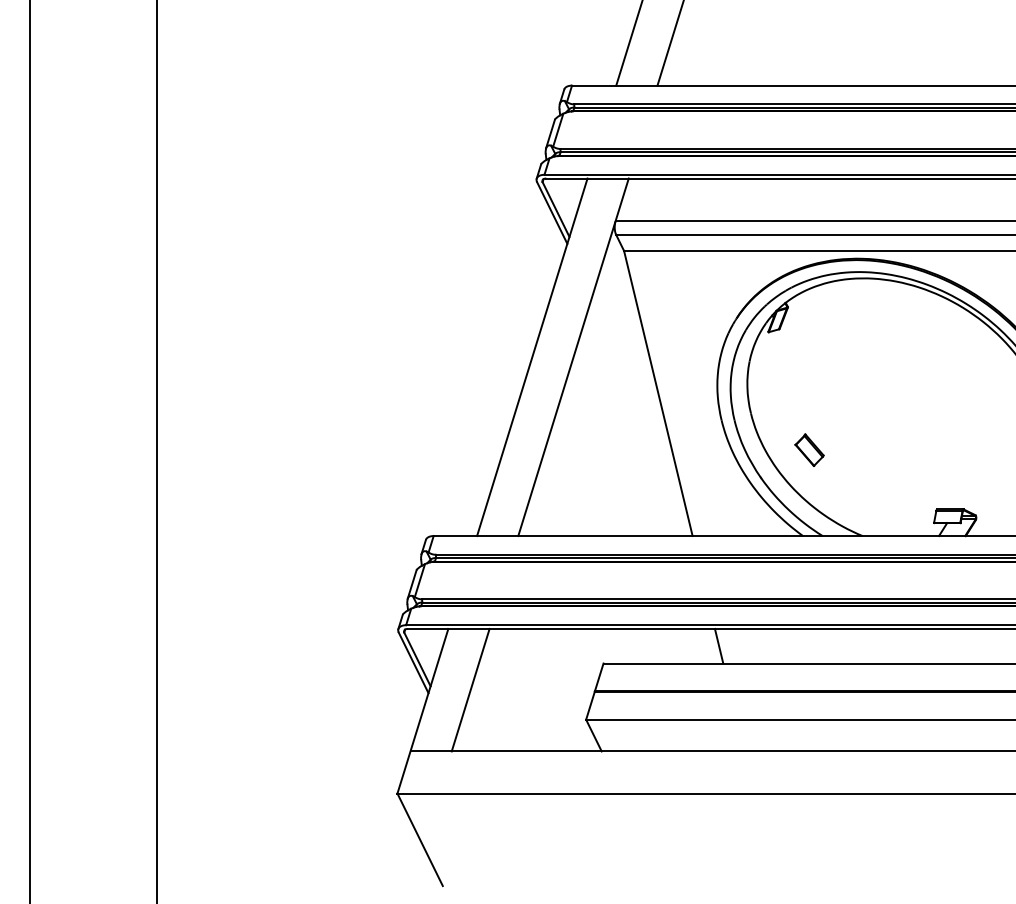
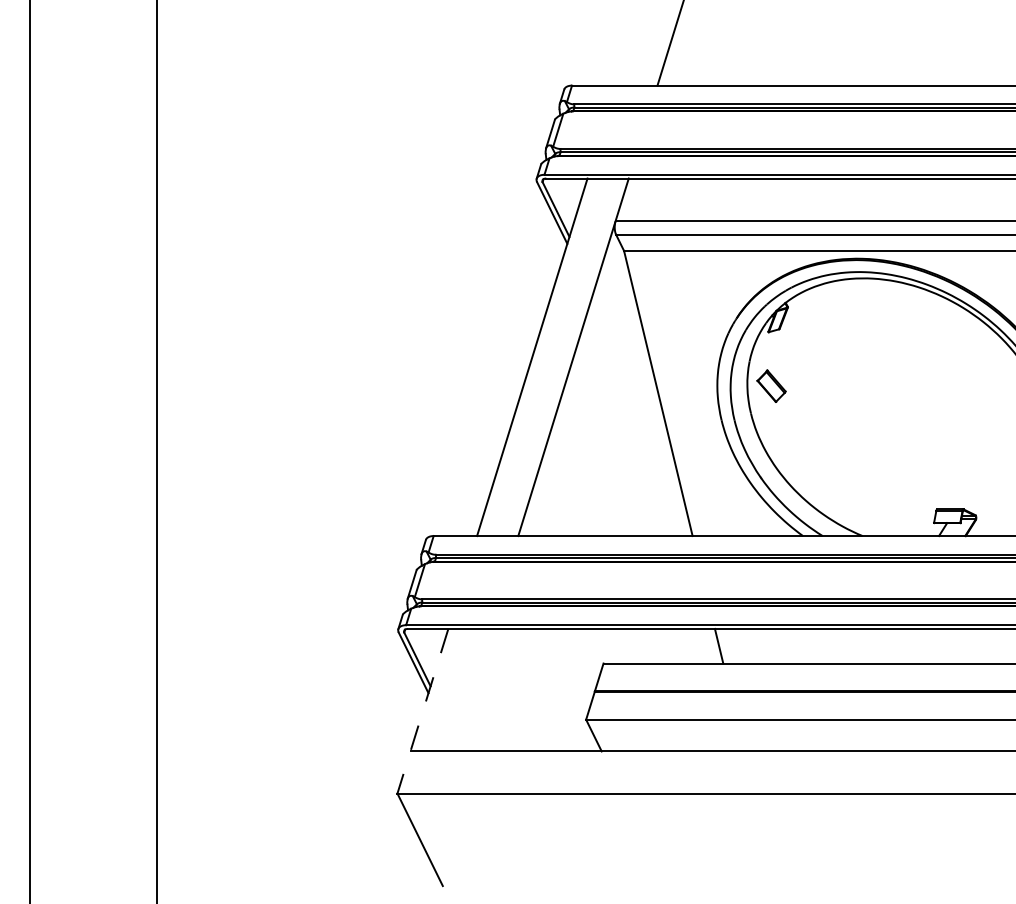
line: present -> none (629, 43)
part position: (809, 449) -> (771, 385) (771, 385)
line: present -> none (470, 689)
line: solid -> dashed (422, 711)
